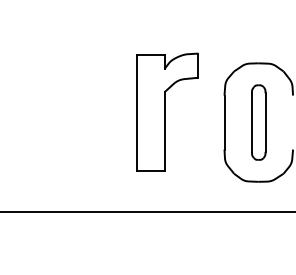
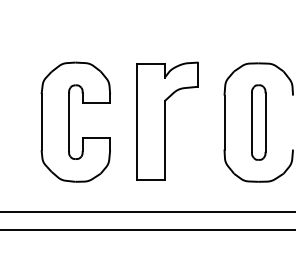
part position: (167, 111) -> (167, 120) (167, 120)
part: none -> present (75, 121)
line: none -> present (147, 229)
